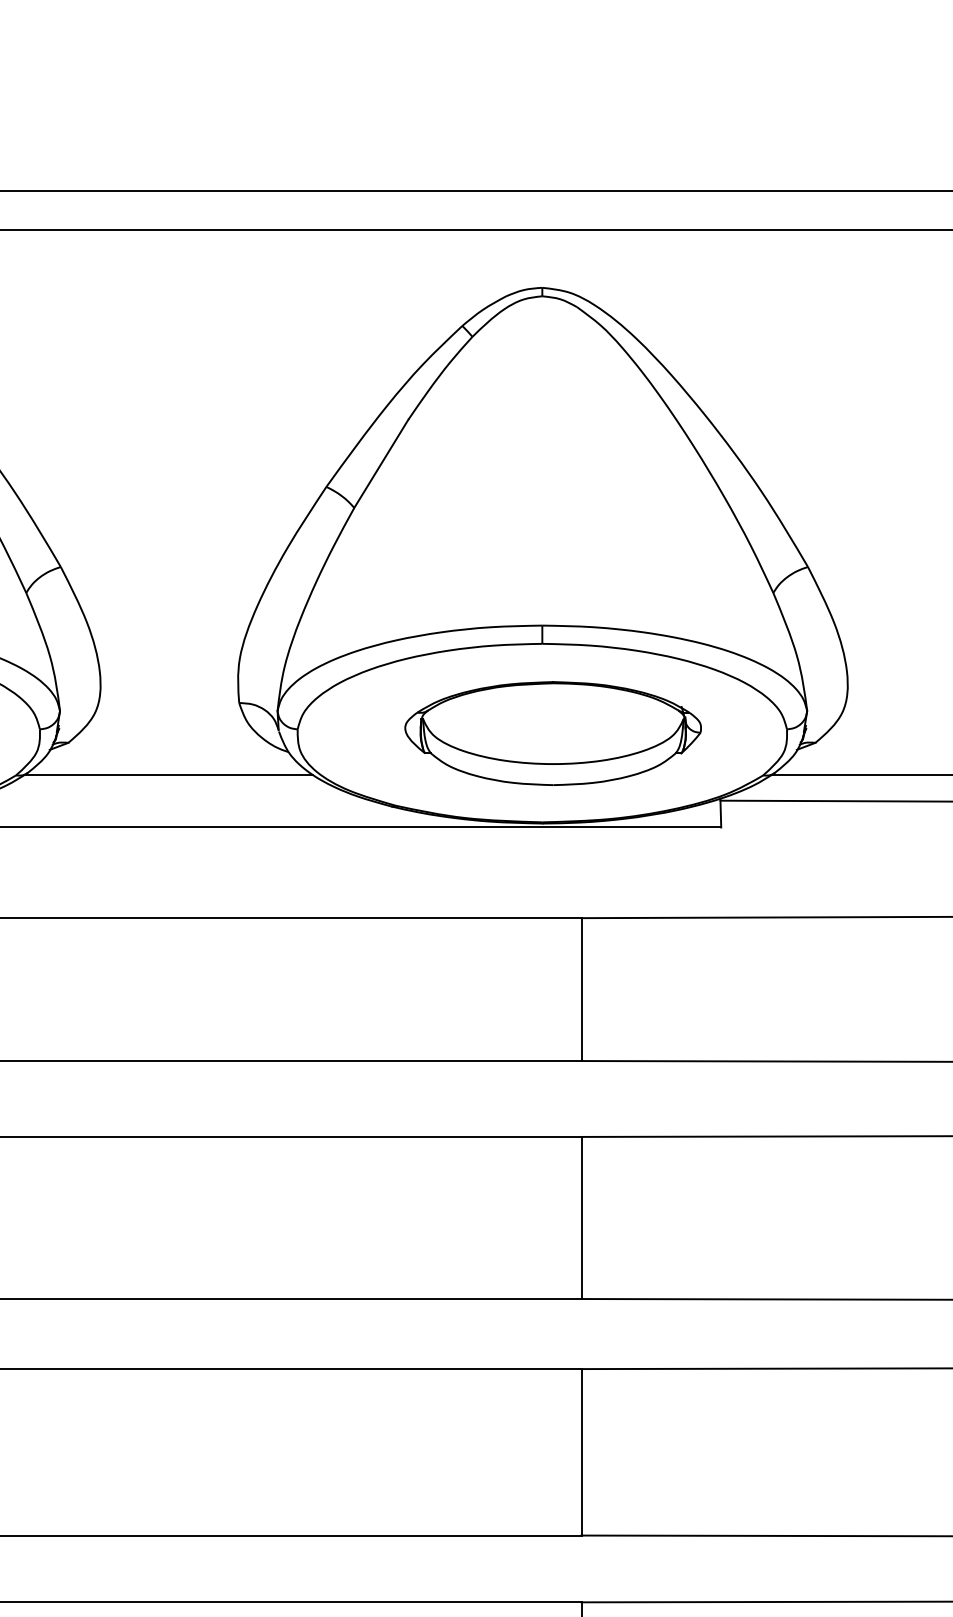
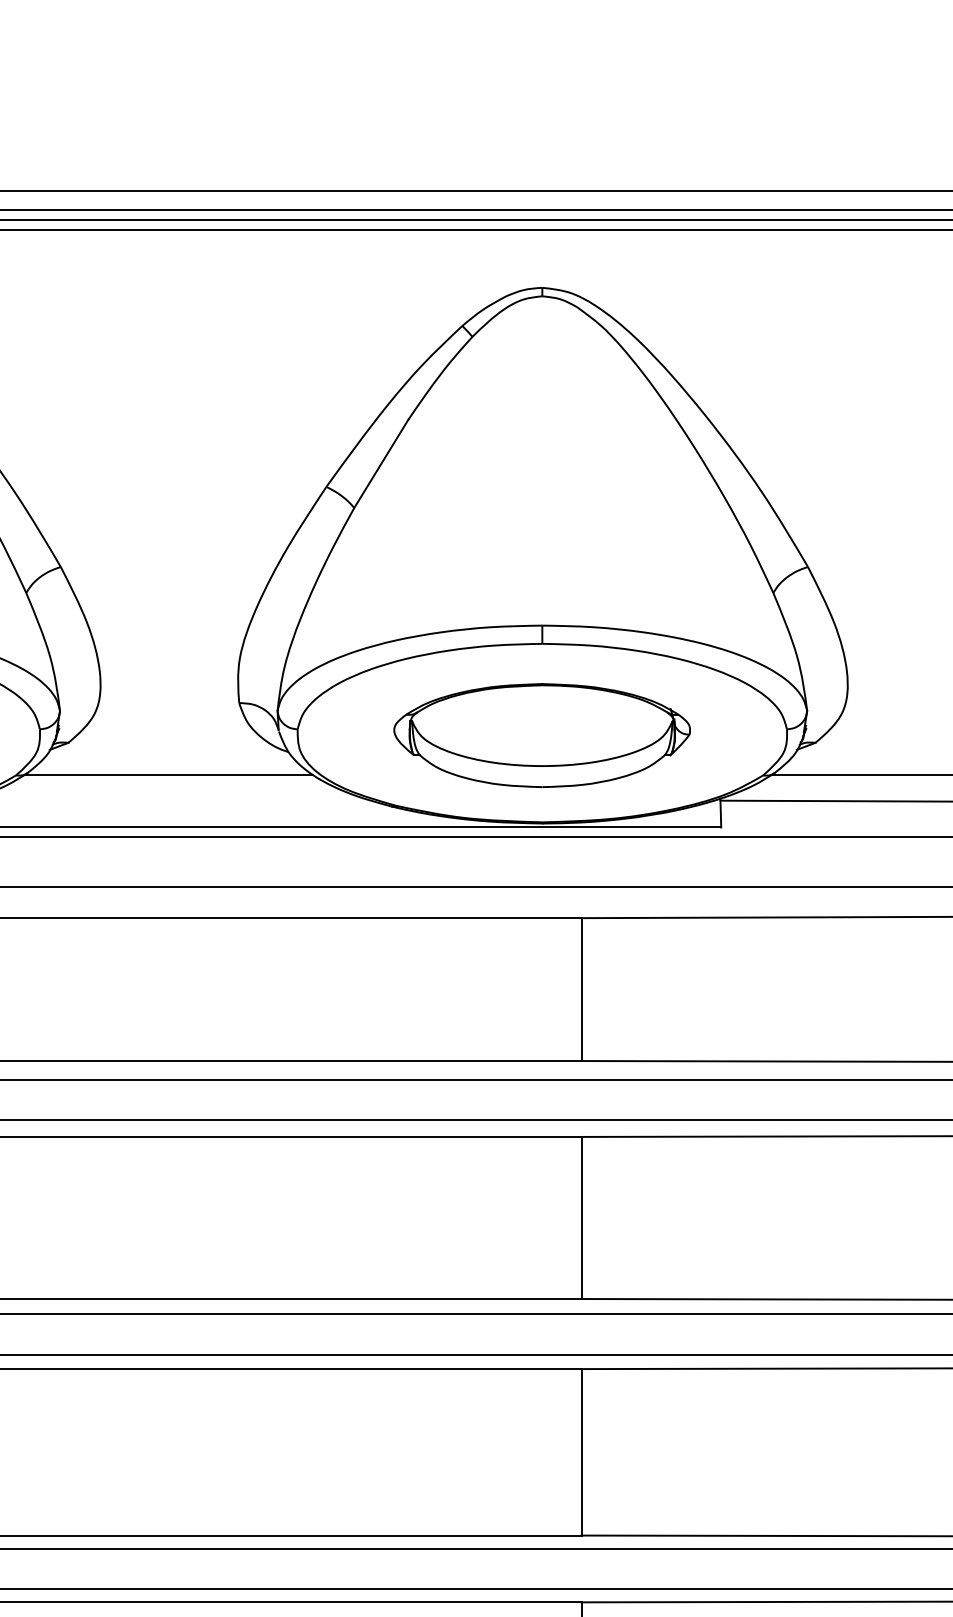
line: none -> present (475, 209)
line: none -> present (475, 219)
part position: (552, 733) -> (541, 735) (541, 735)
line: none -> present (475, 836)
line: none -> present (475, 887)
line: none -> present (475, 1079)
line: none -> present (475, 1119)
line: none -> present (475, 1314)
line: none -> present (475, 1354)
line: none -> present (475, 1548)
line: none -> present (475, 1589)
